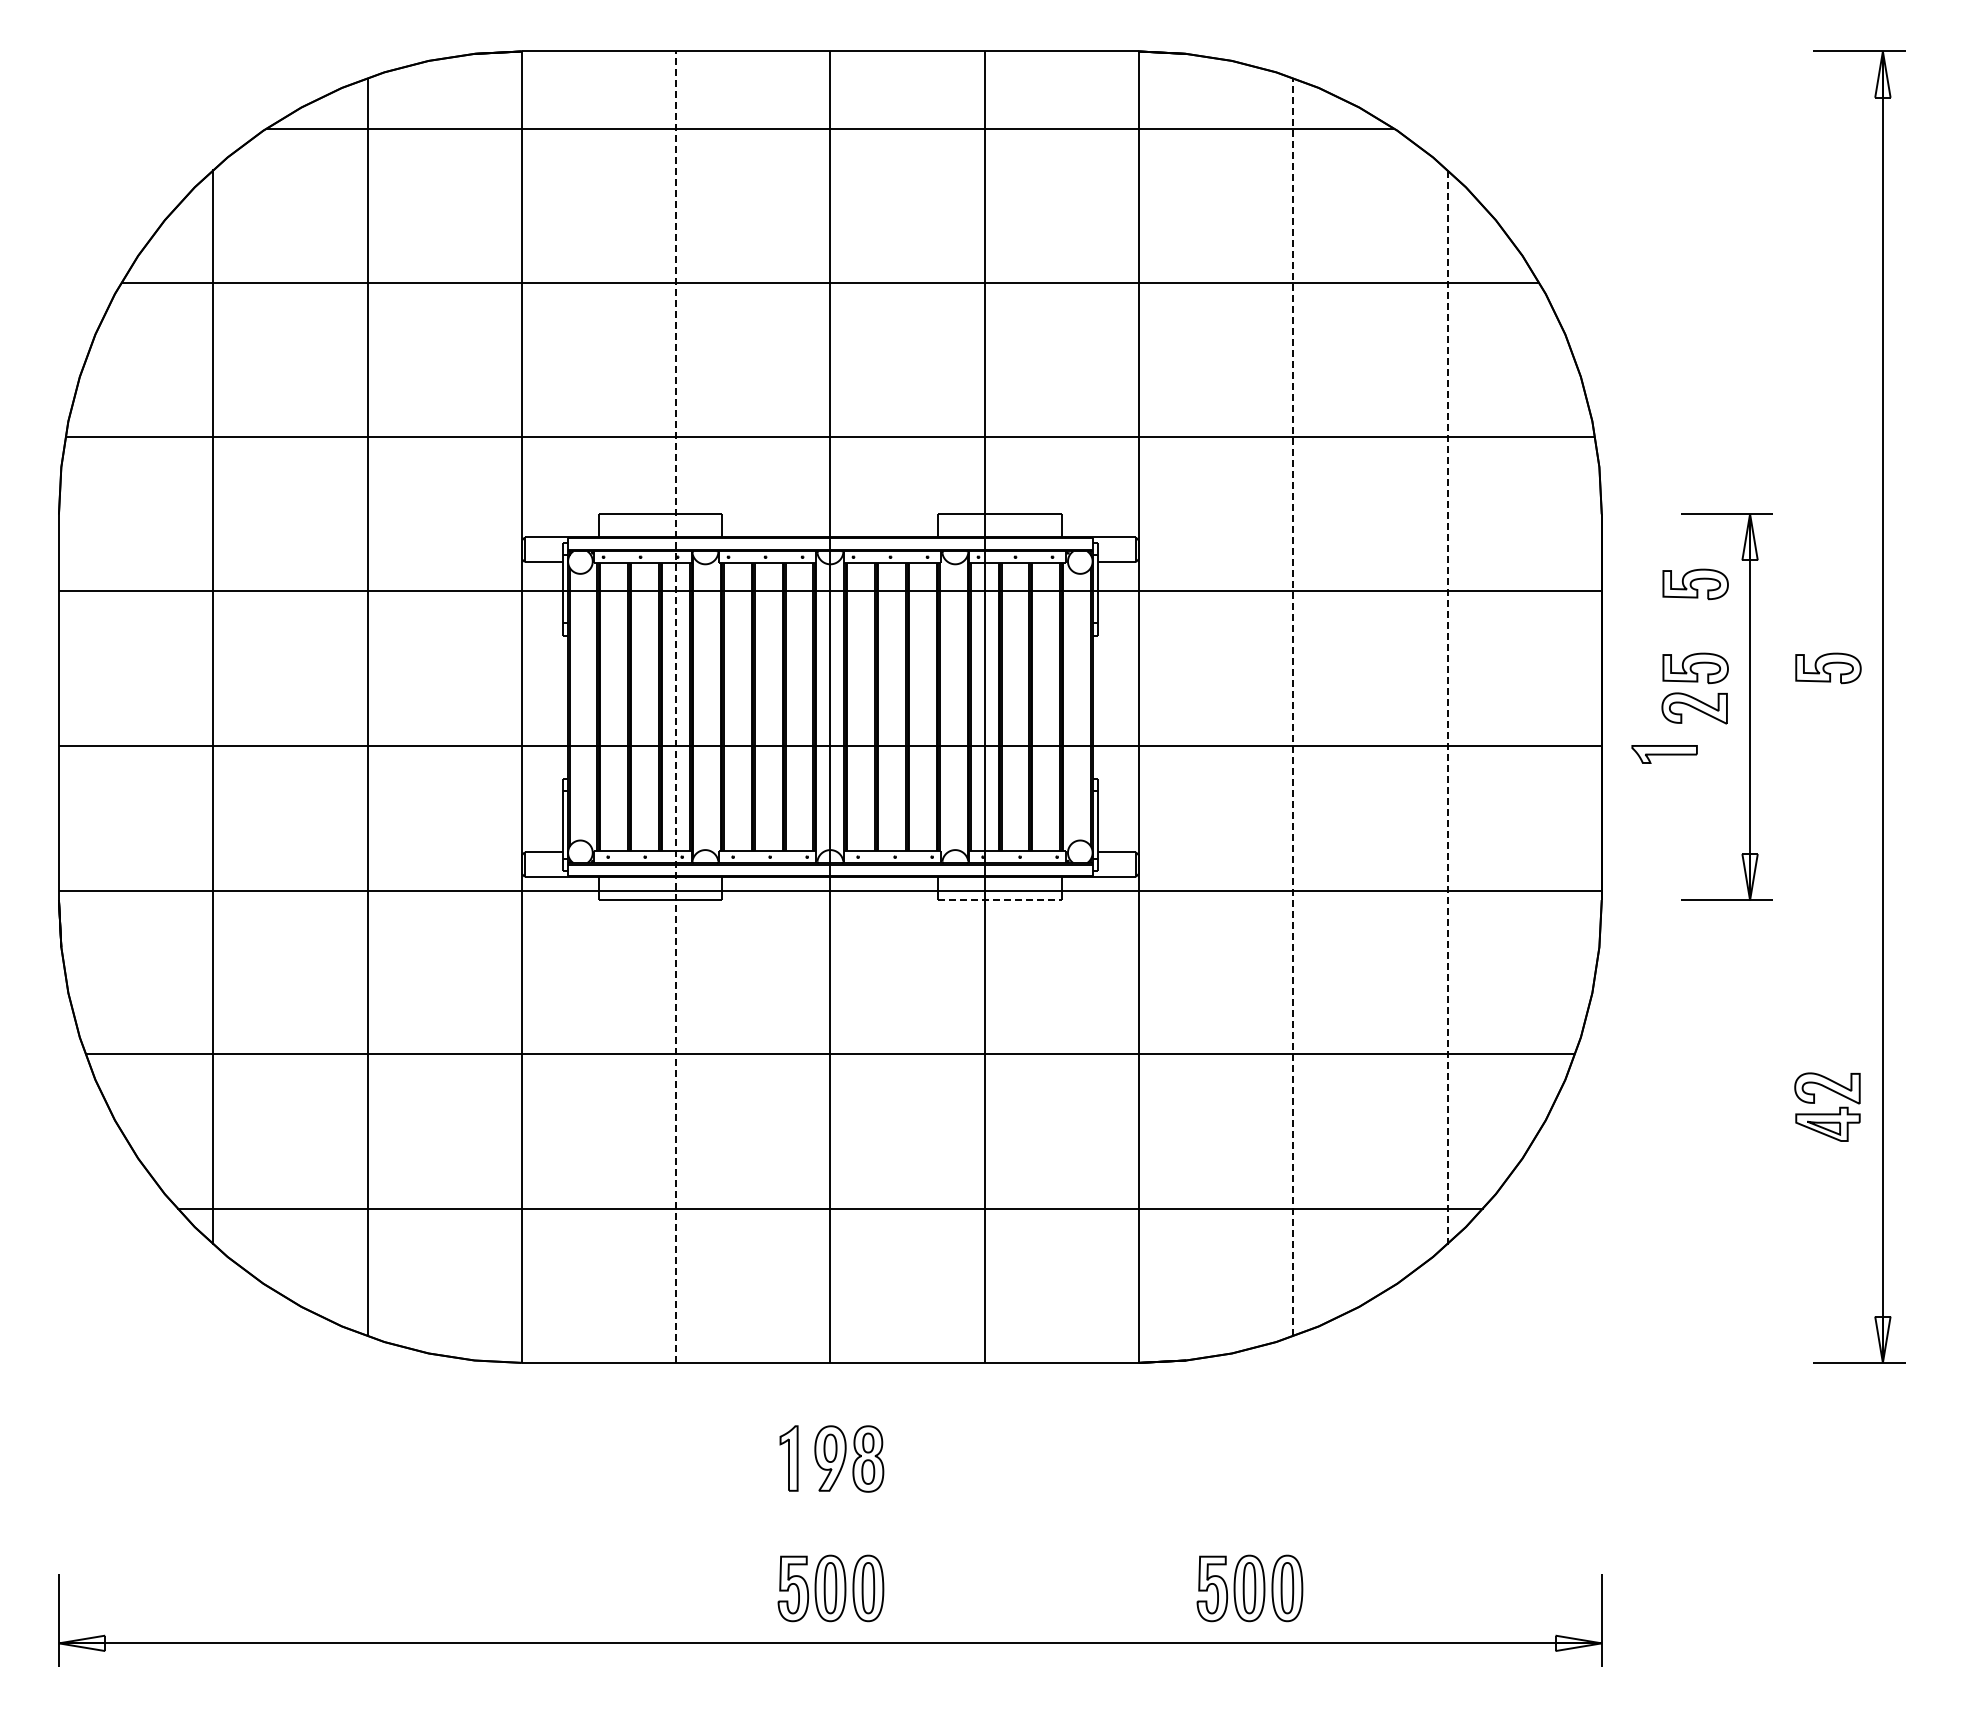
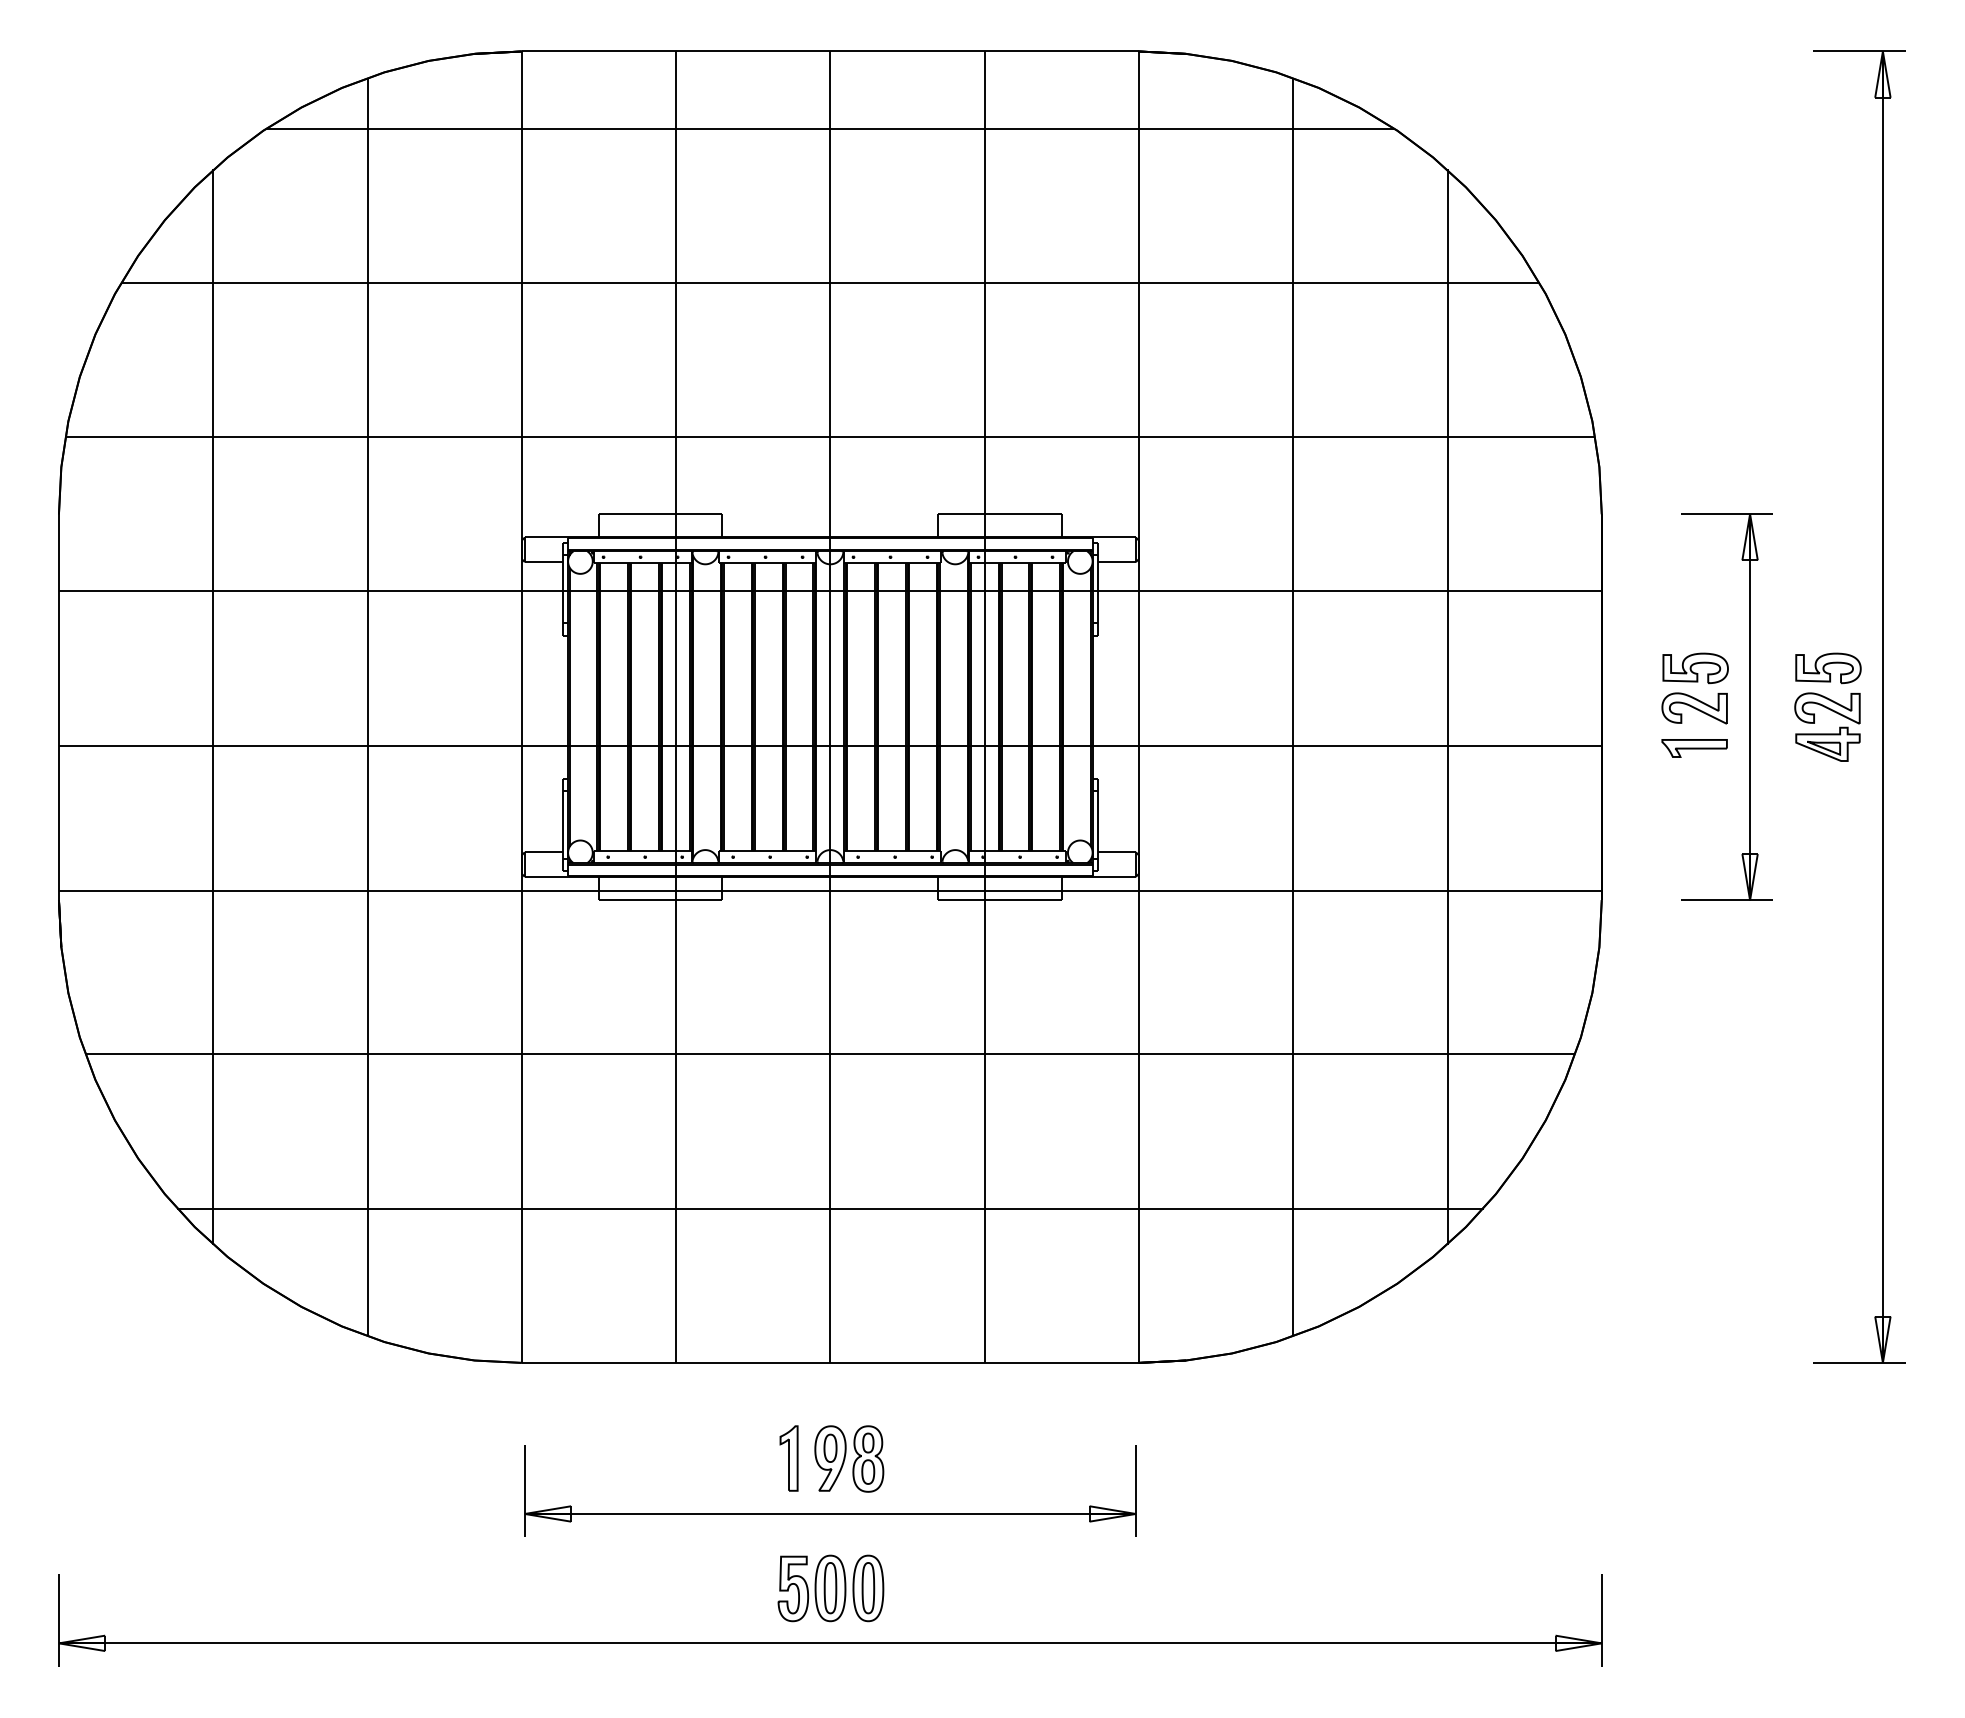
part: present -> none (1695, 584)
line: dashed -> solid (1293, 706)
line: dashed -> solid (676, 707)
line: dashed -> solid (1447, 707)
part position: (1664, 754) -> (1694, 748) (1694, 748)
line: dashed -> solid (1000, 900)
part position: (1827, 1113) -> (1827, 733) (1827, 733)
part: none -> present (830, 1513)
part: present -> none (1249, 1588)
